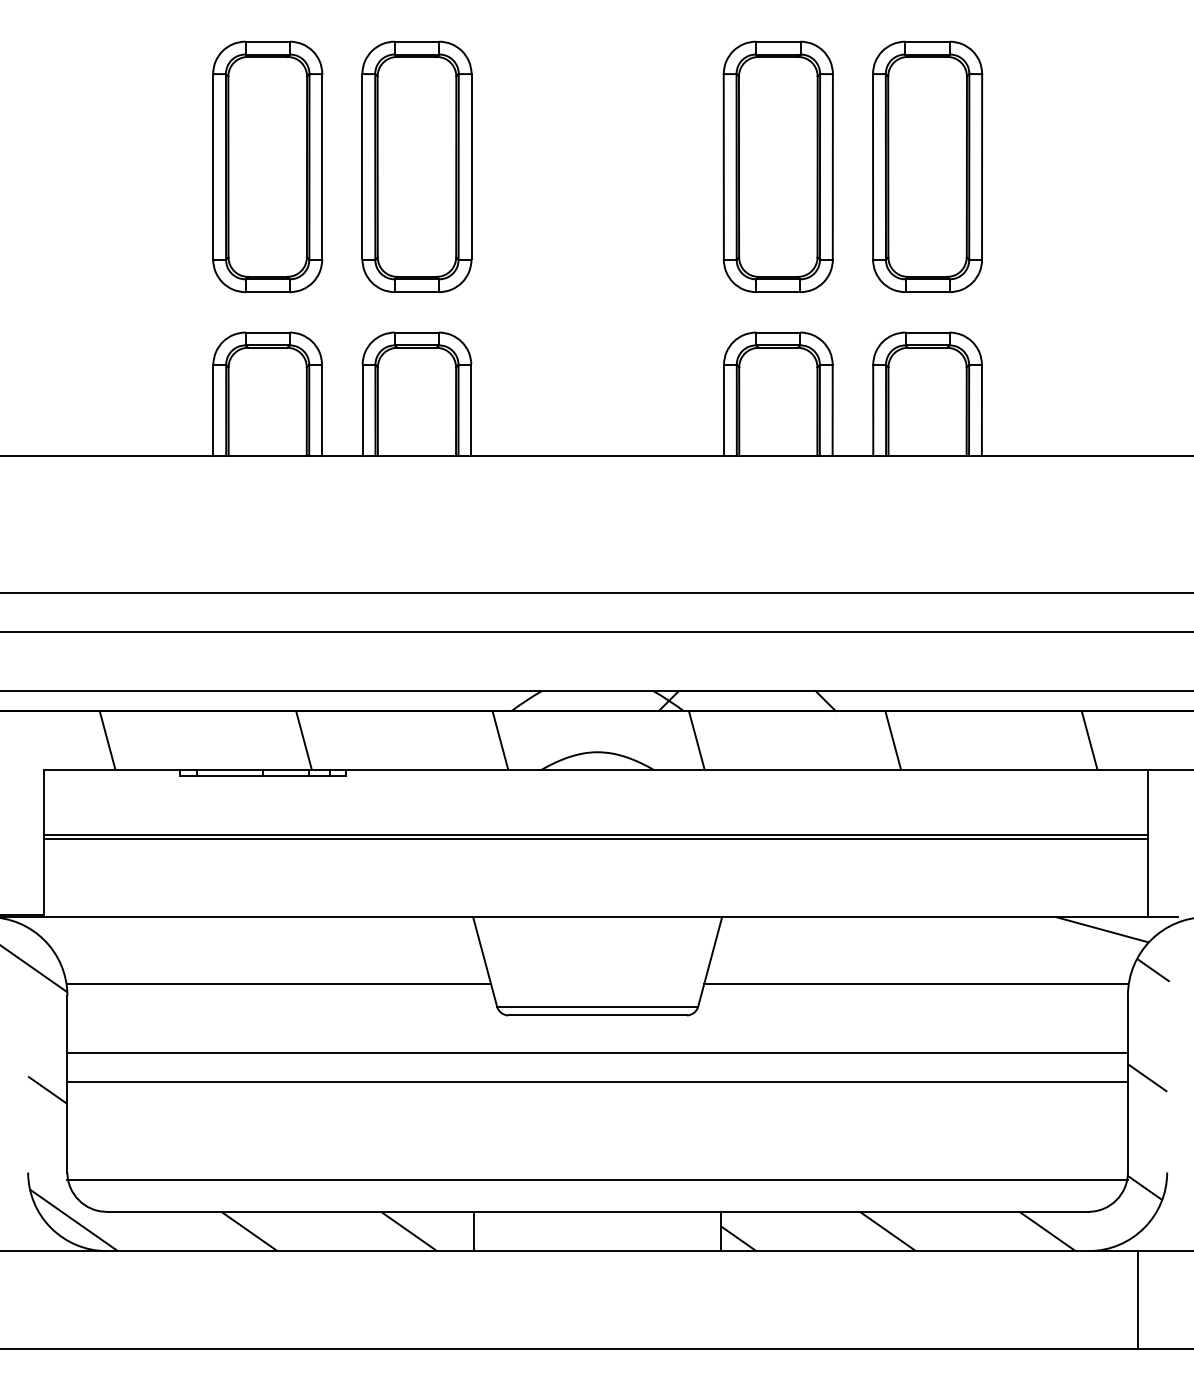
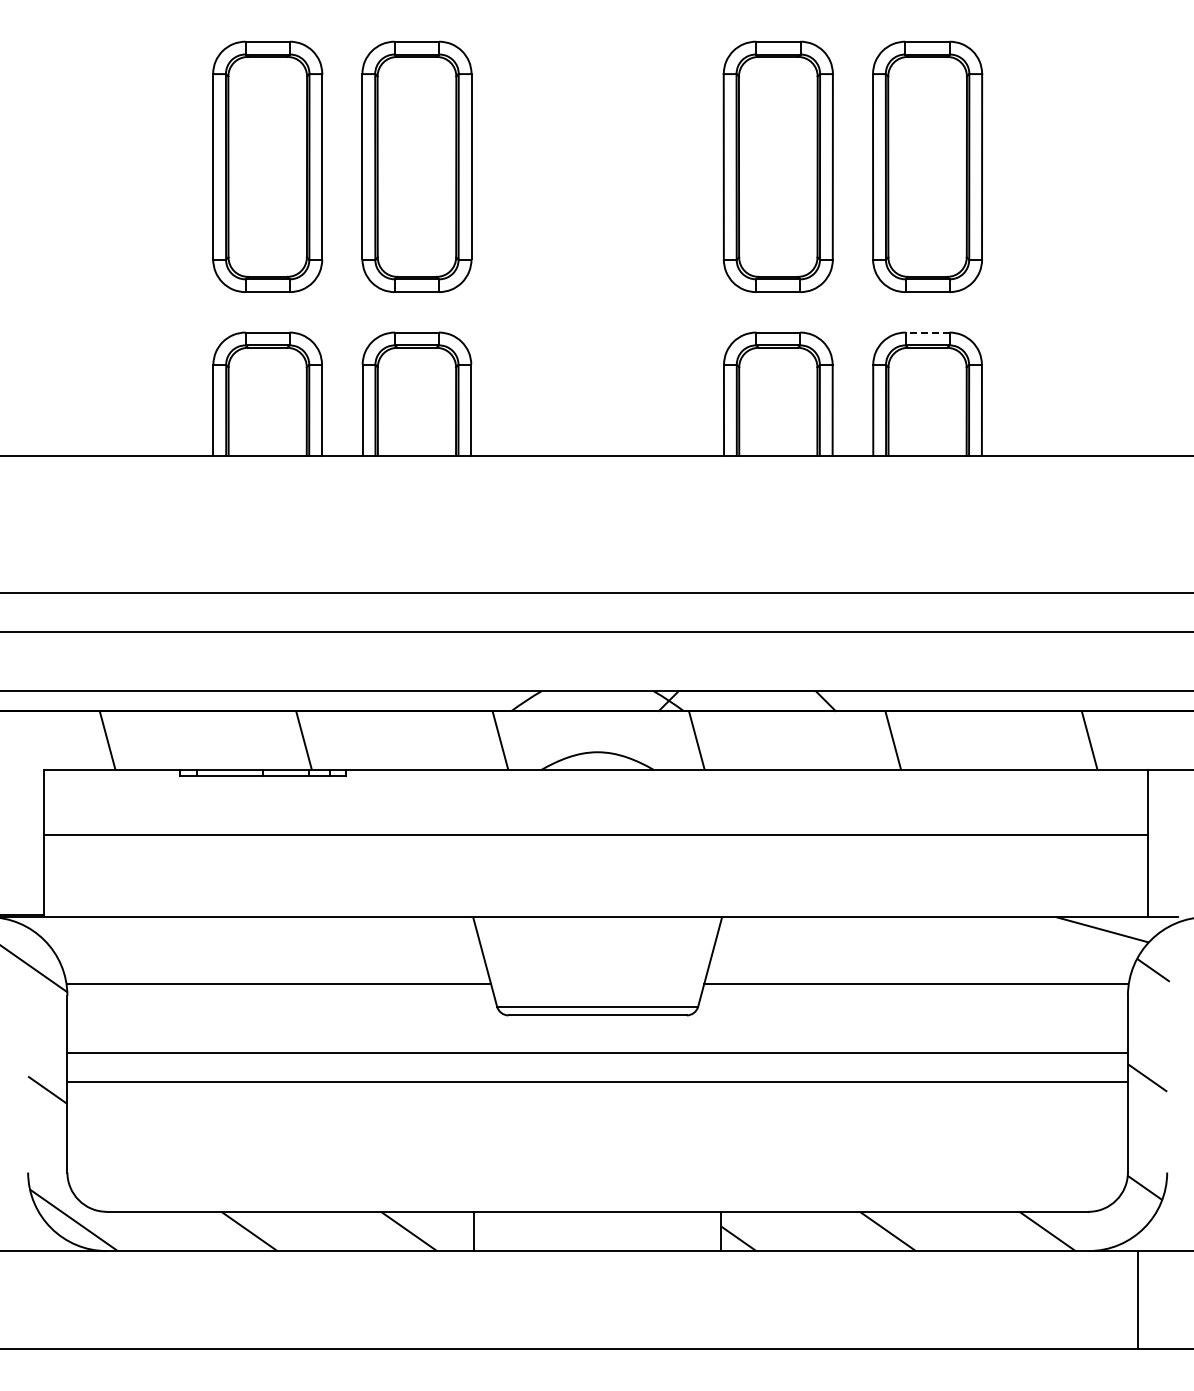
line: solid -> dashed (927, 332)
line: present -> none (595, 838)
line: present -> none (597, 1180)
